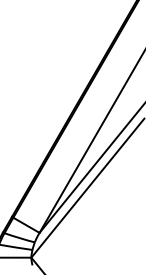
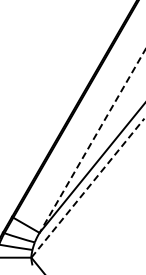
line: solid -> dashed (92, 141)
line: solid -> dashed (87, 188)
